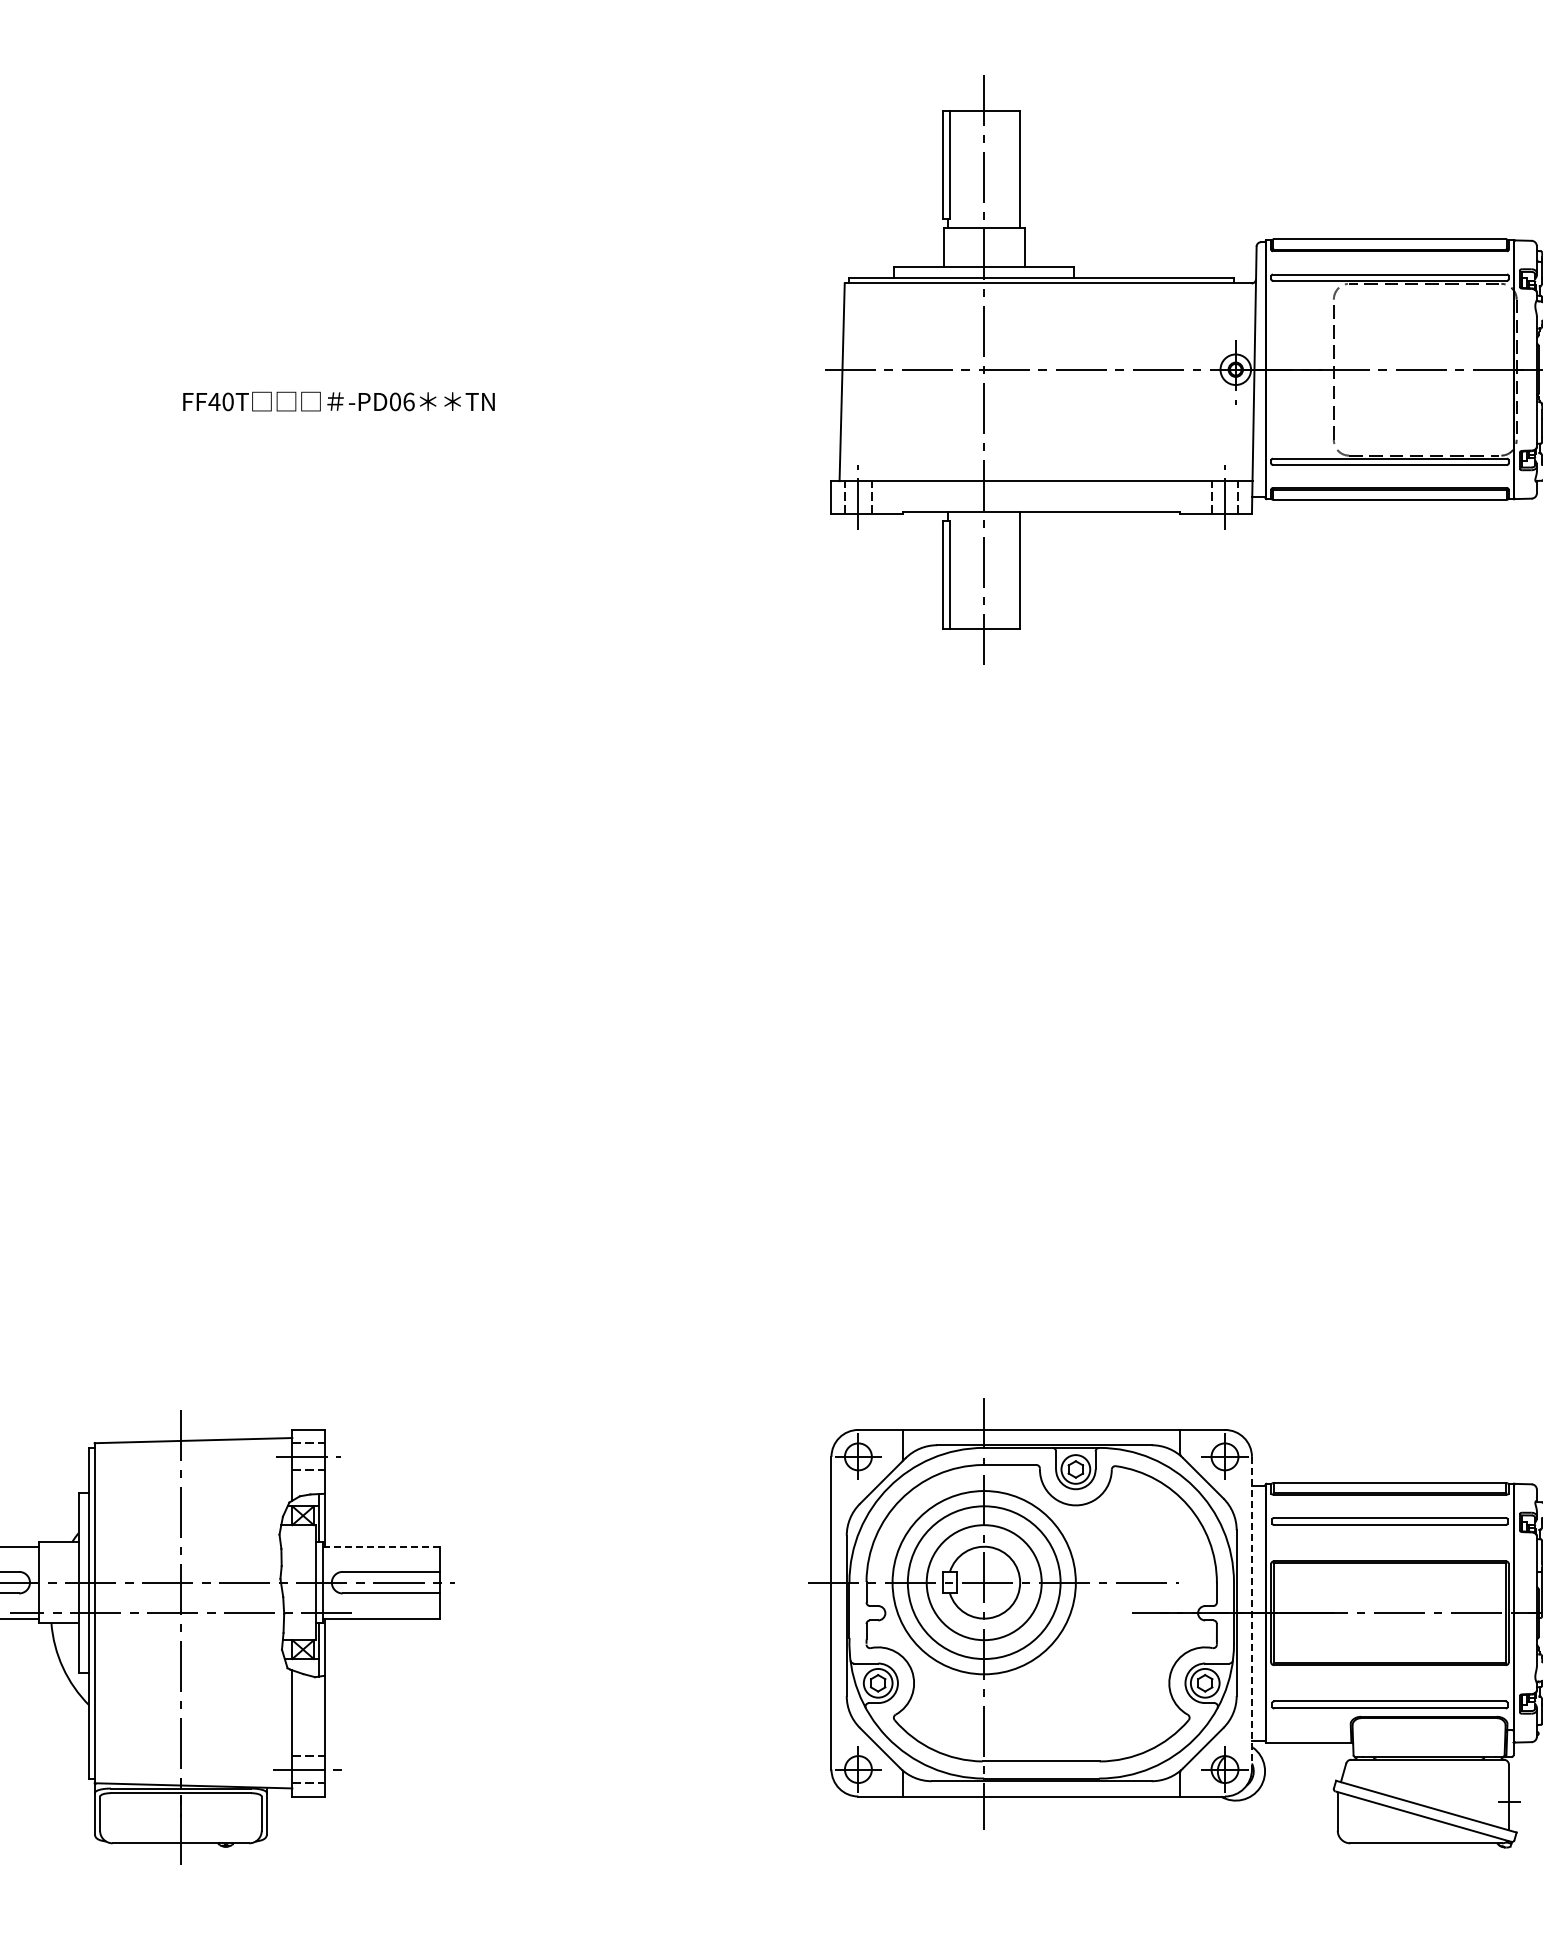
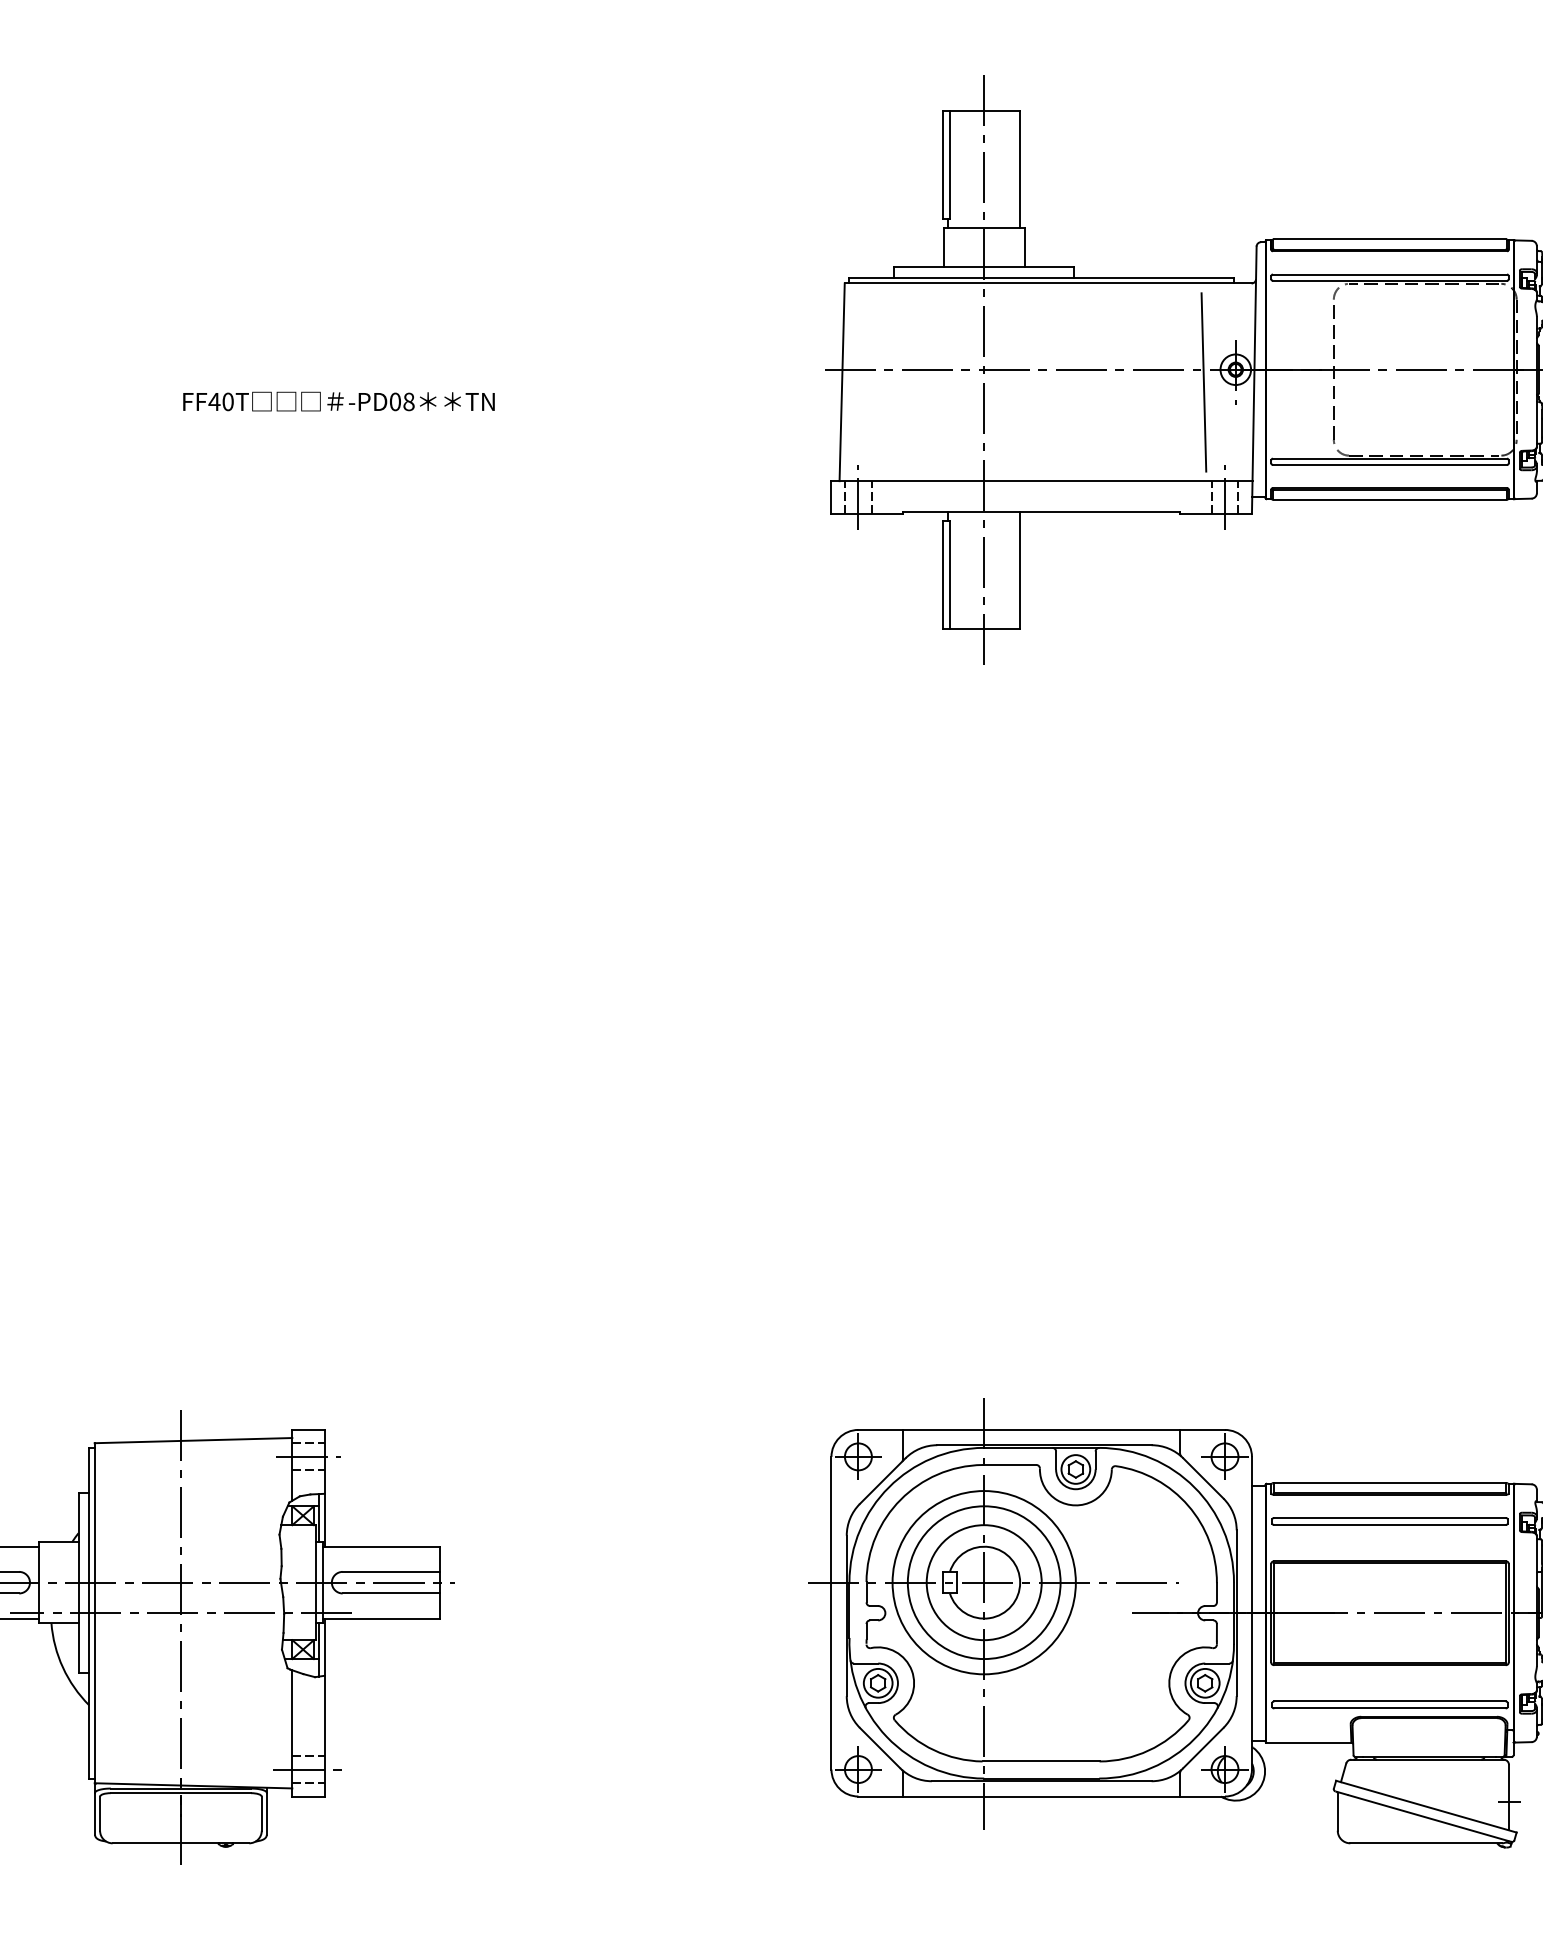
line: none -> present (1203, 382)
text: -PD06 -> -PD08 (408, 401)
line: dashed -> solid (381, 1546)
line: dashed -> solid (1251, 1613)
